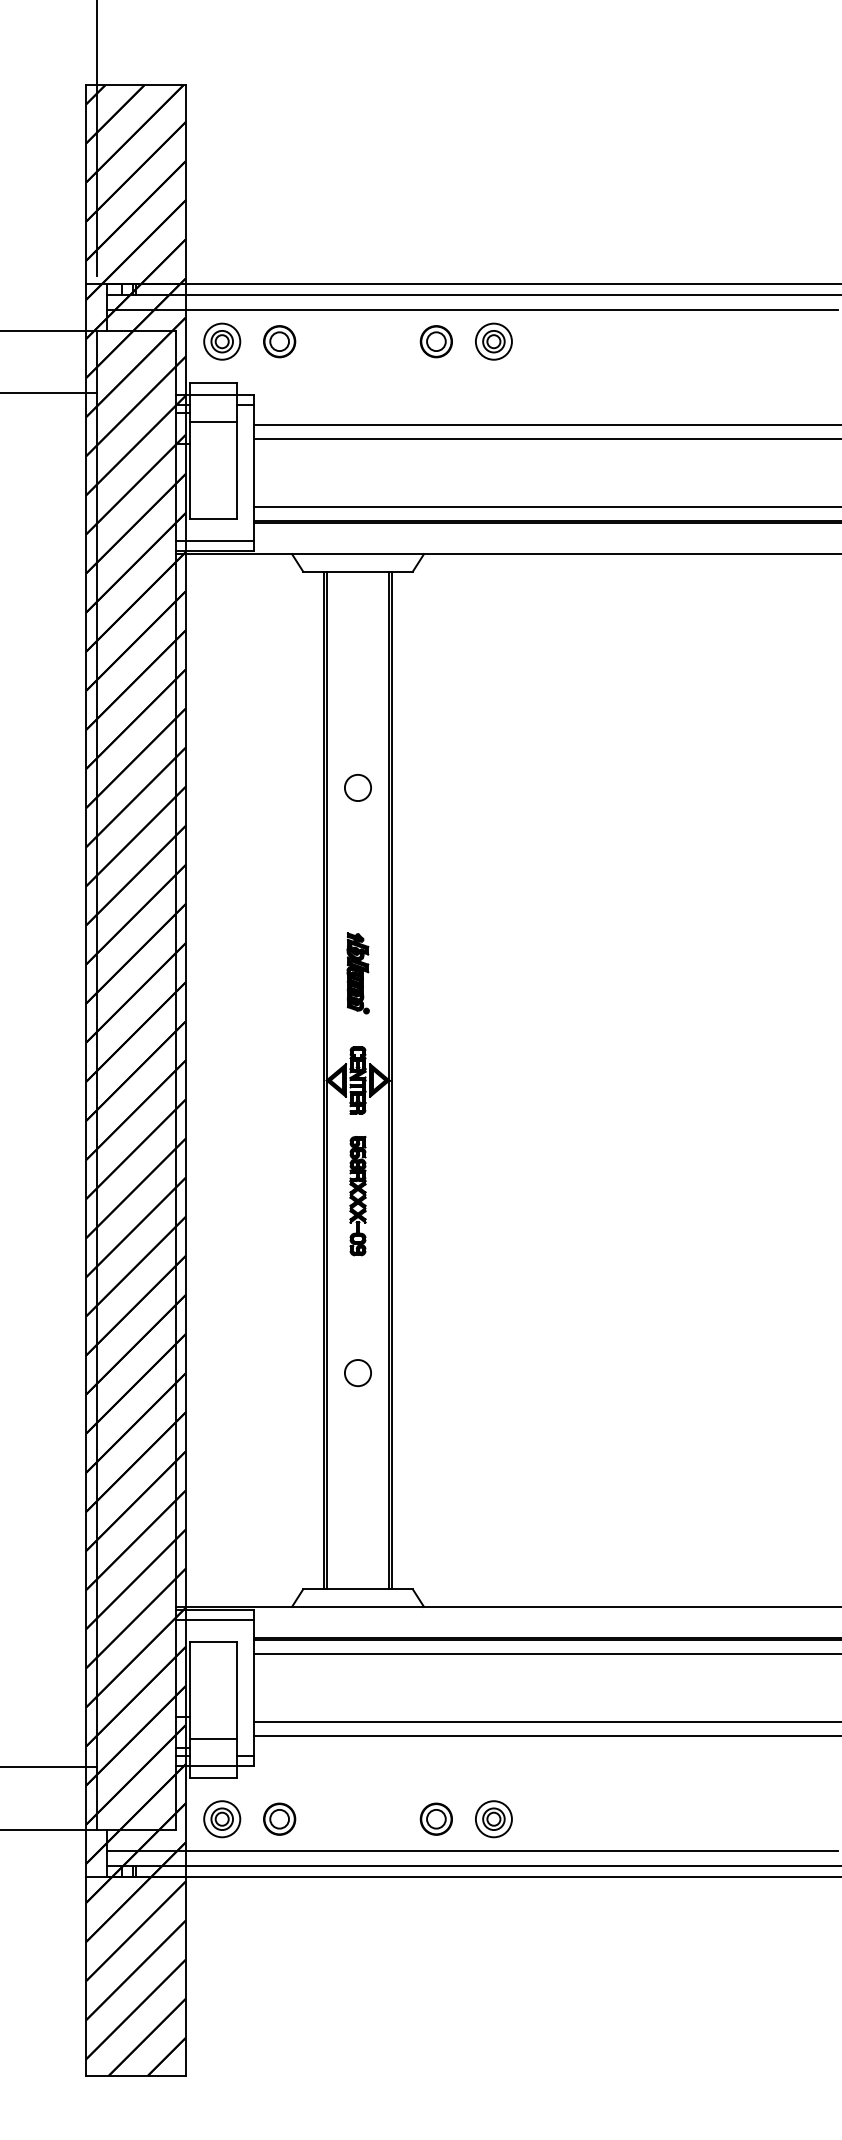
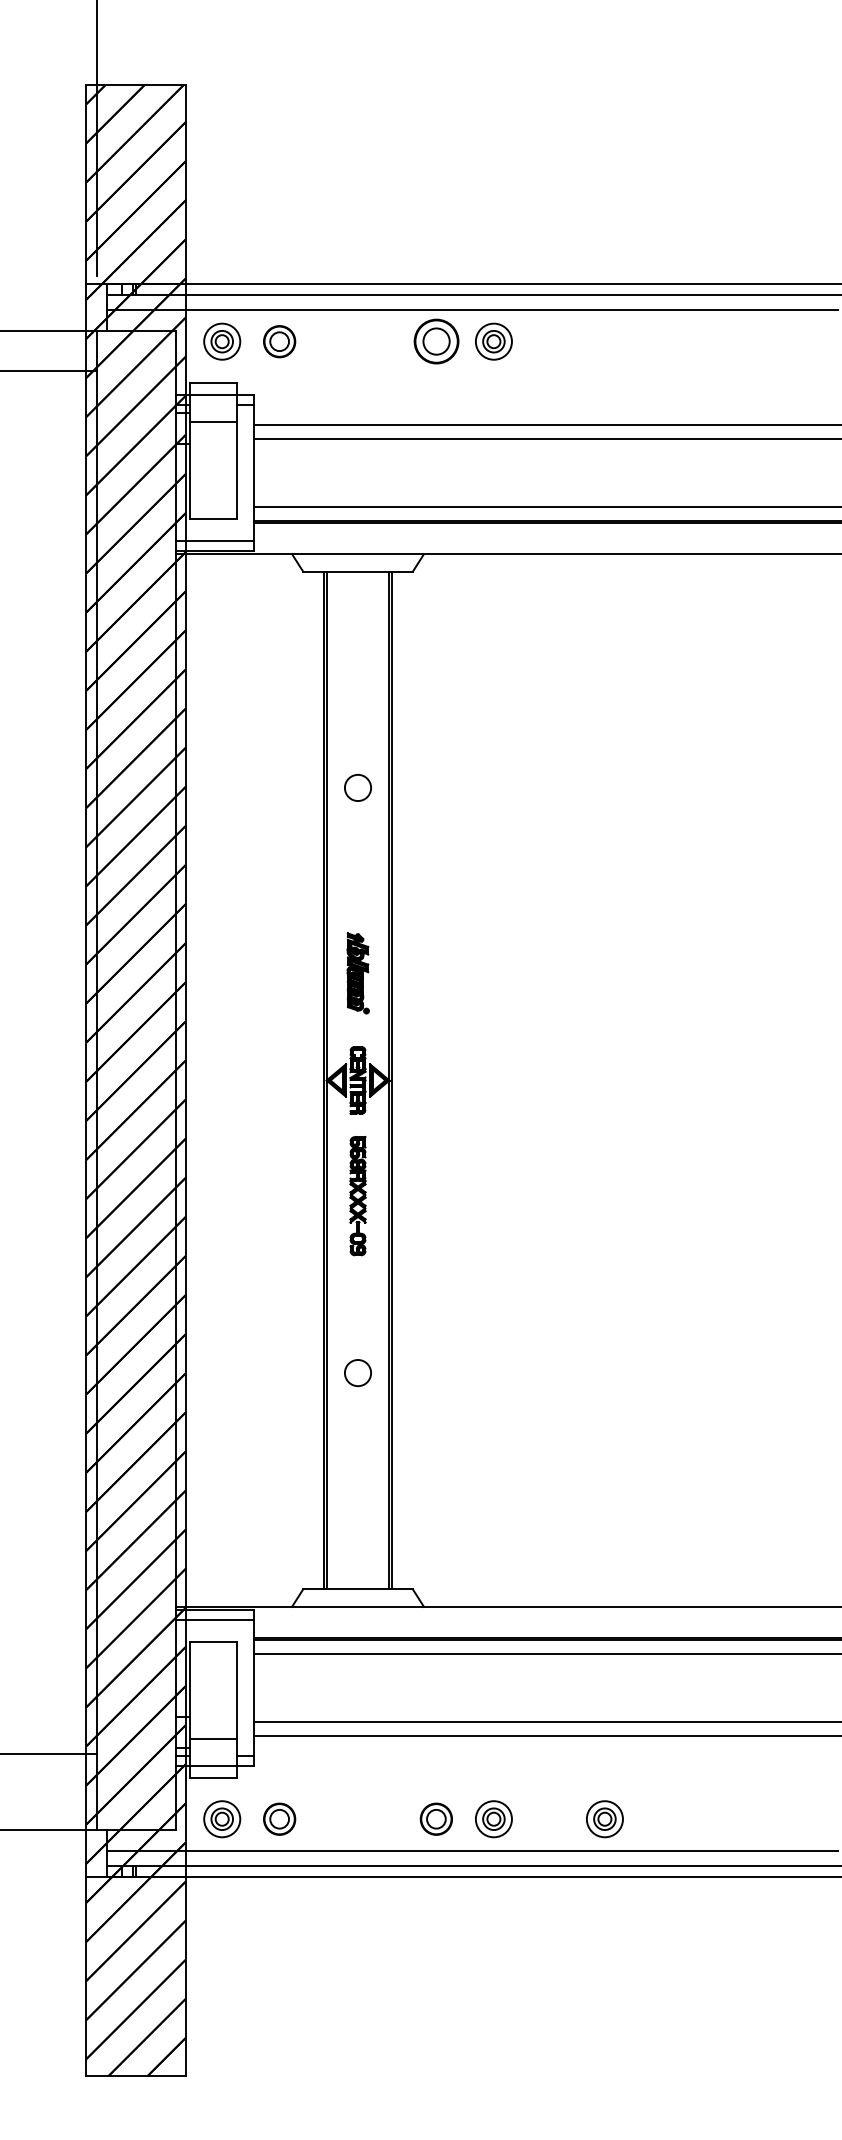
part size: 34x34 px -> 47x47 px (436, 341)
line position: (49, 393) -> (49, 371) (49, 371)
line position: (49, 1767) -> (49, 1754) (49, 1754)
part: none -> present (604, 1819)
